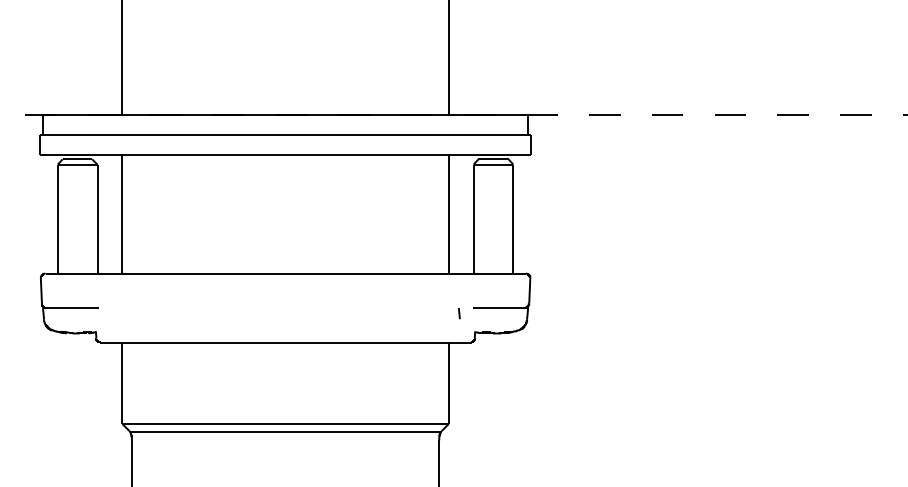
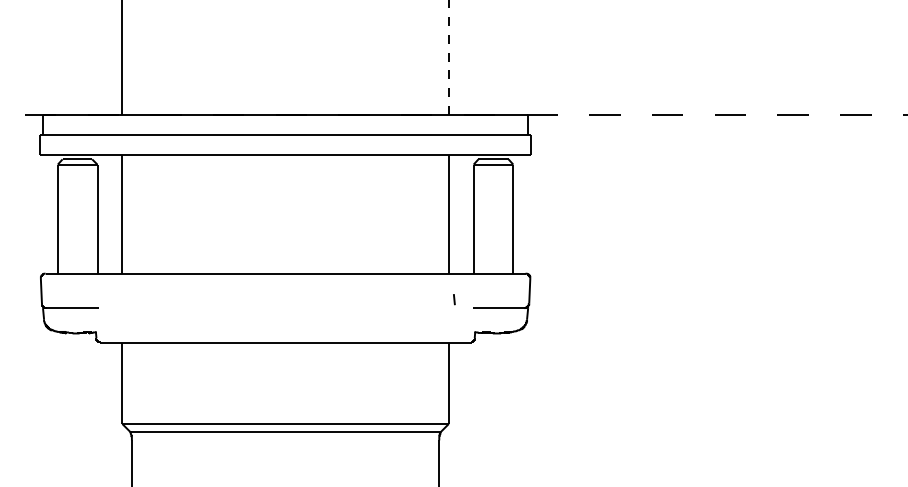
line: solid -> dashed (448, 57)
line position: (459, 313) -> (454, 299) (454, 299)
